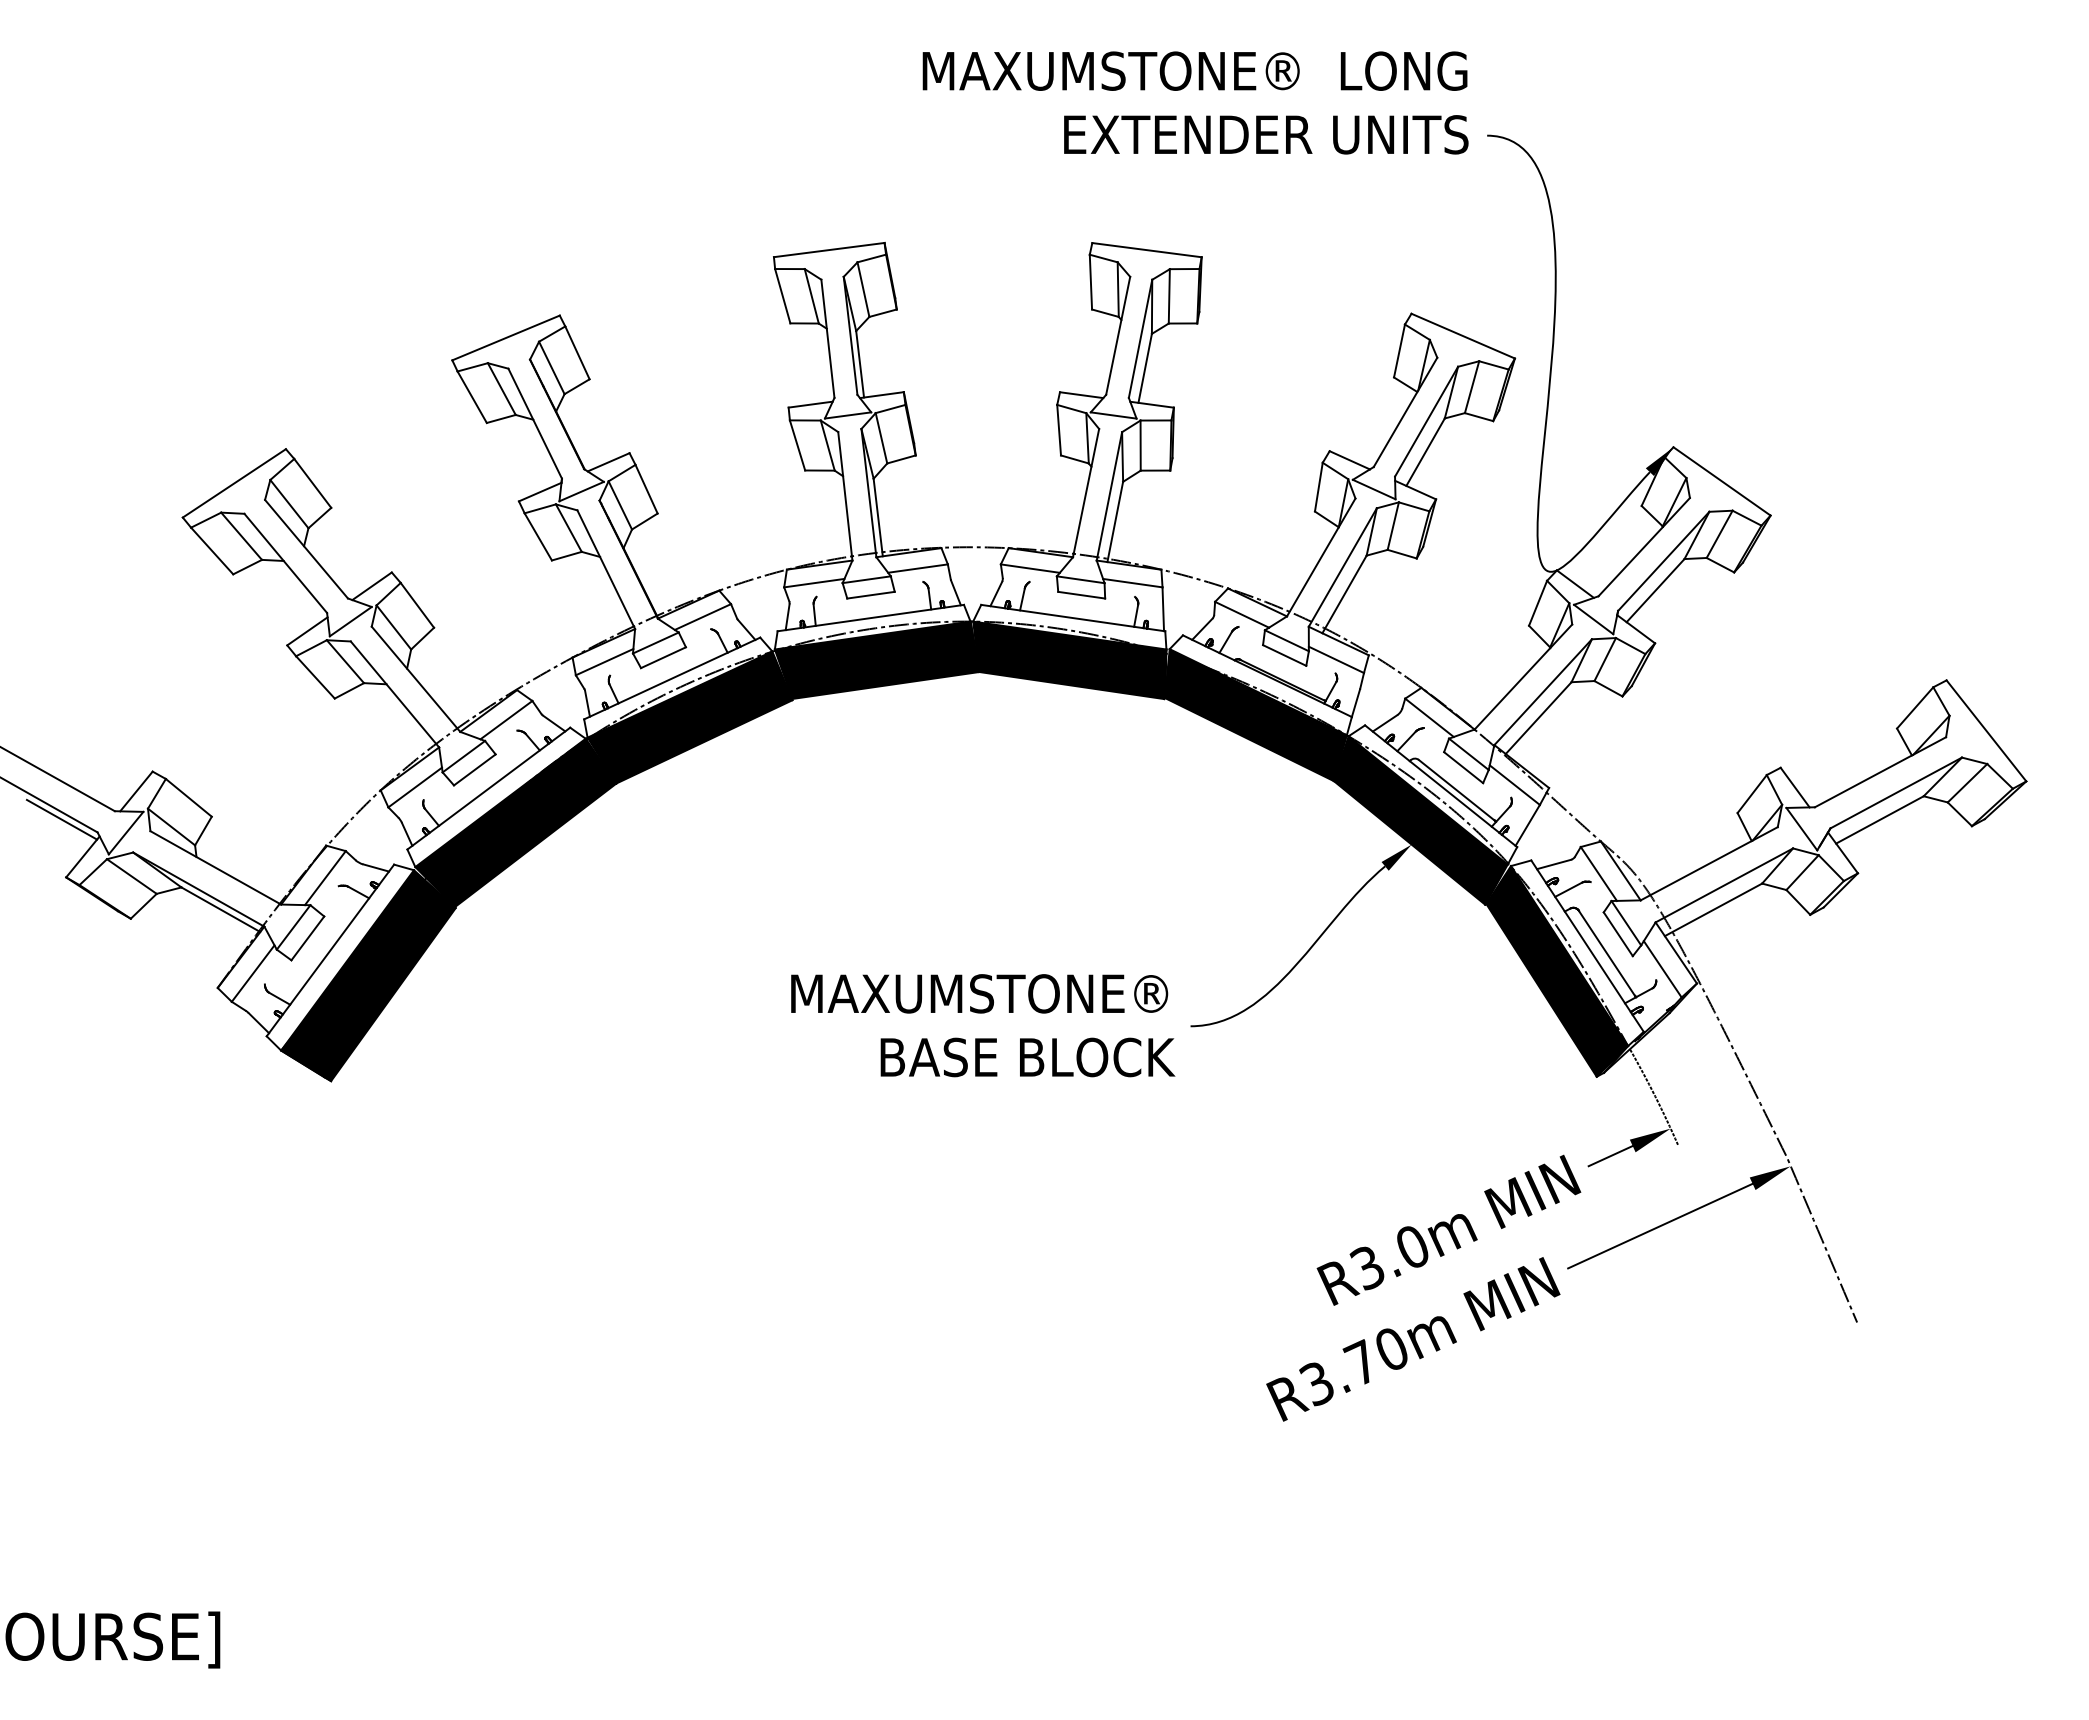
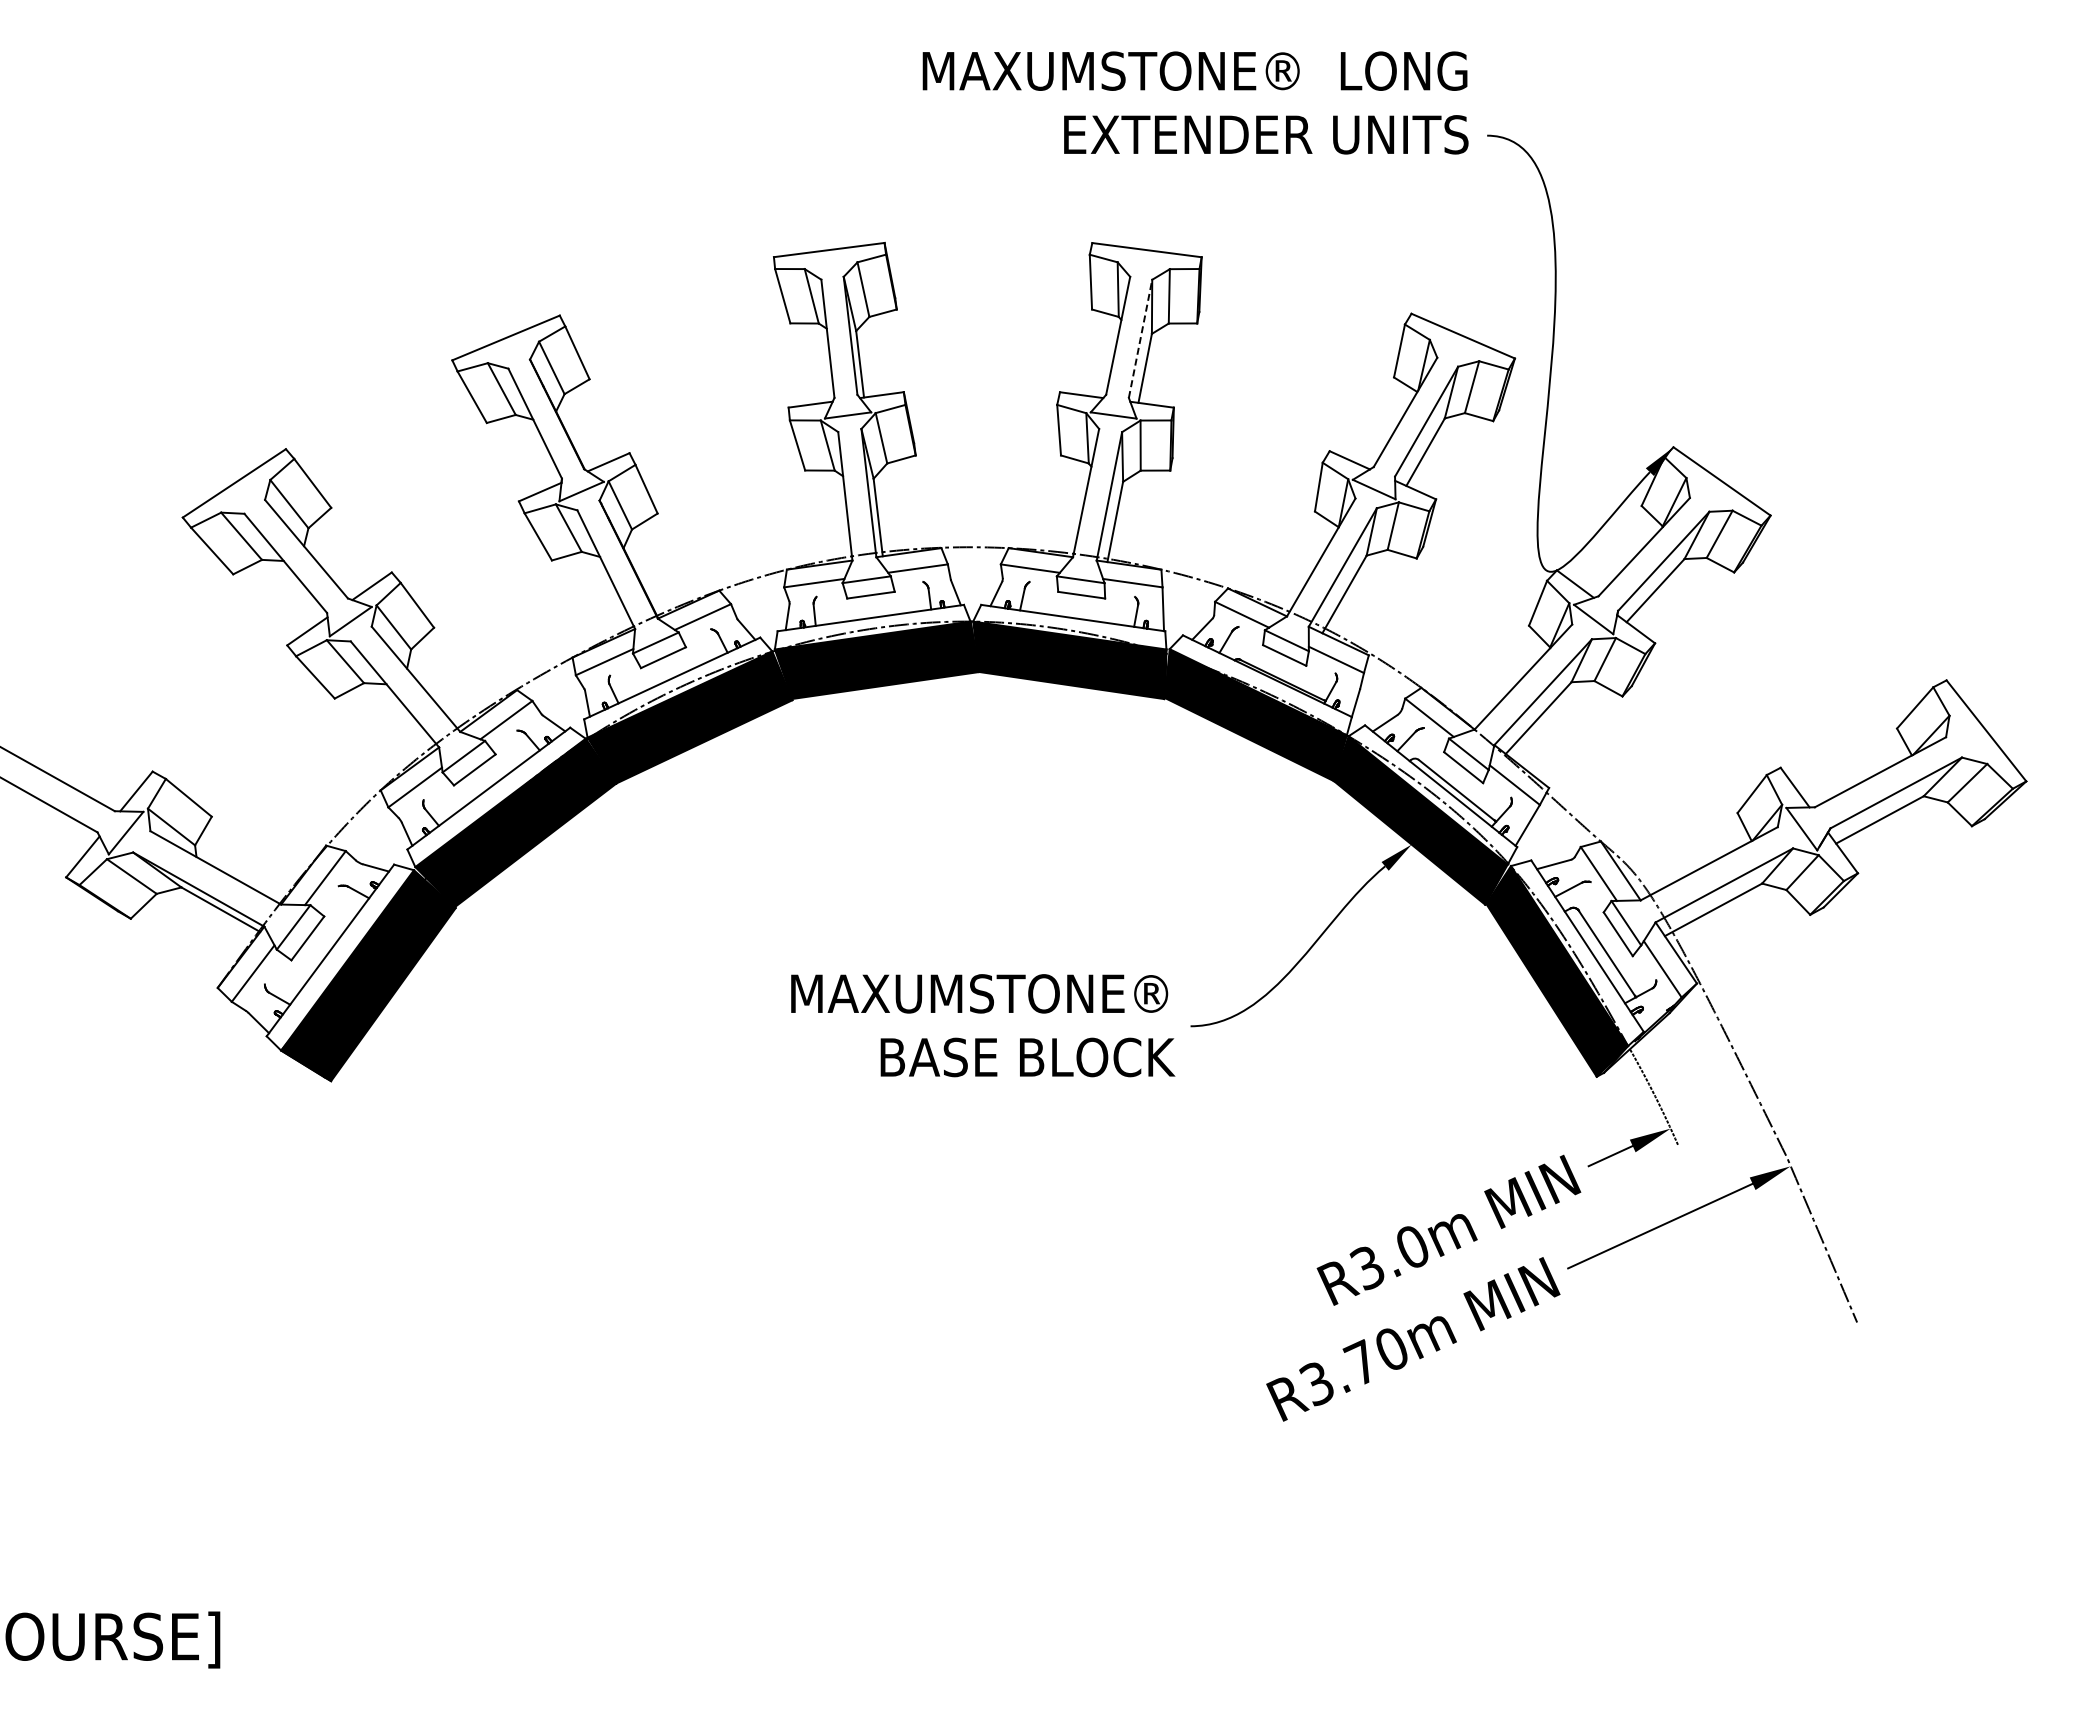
line: solid -> dashed (1140, 338)
line: present -> none (61, 819)
